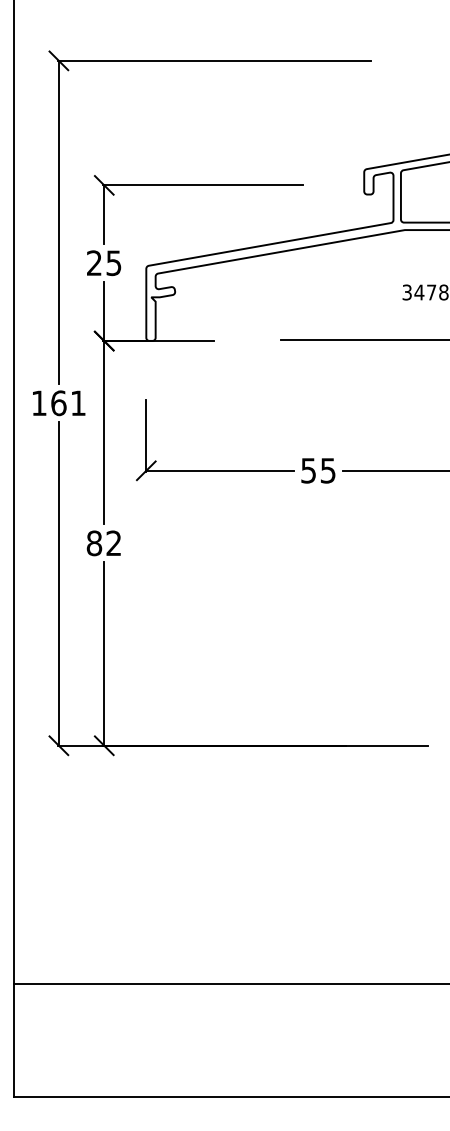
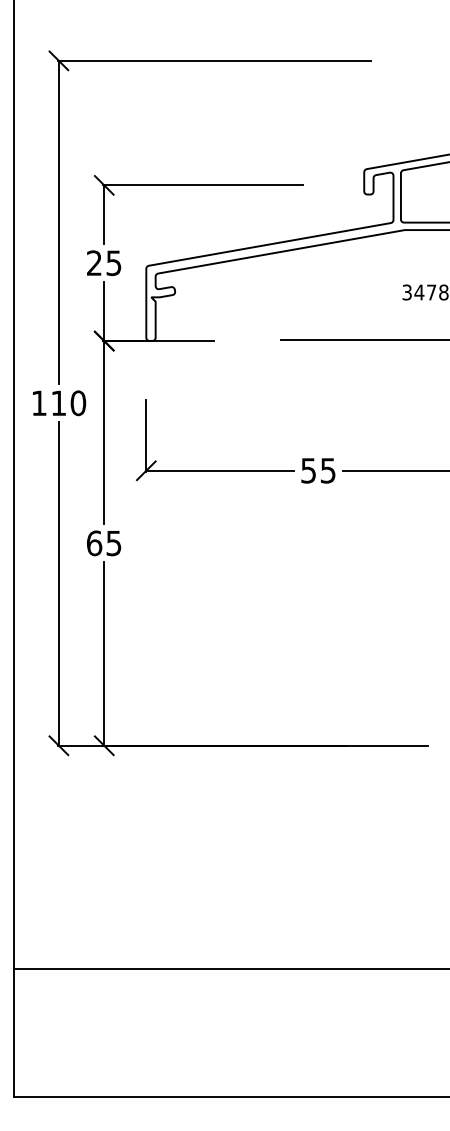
text: 161 -> 110 (68, 403)
text: 82 -> 65 (103, 543)
line position: (229, 983) -> (229, 968) (229, 968)
